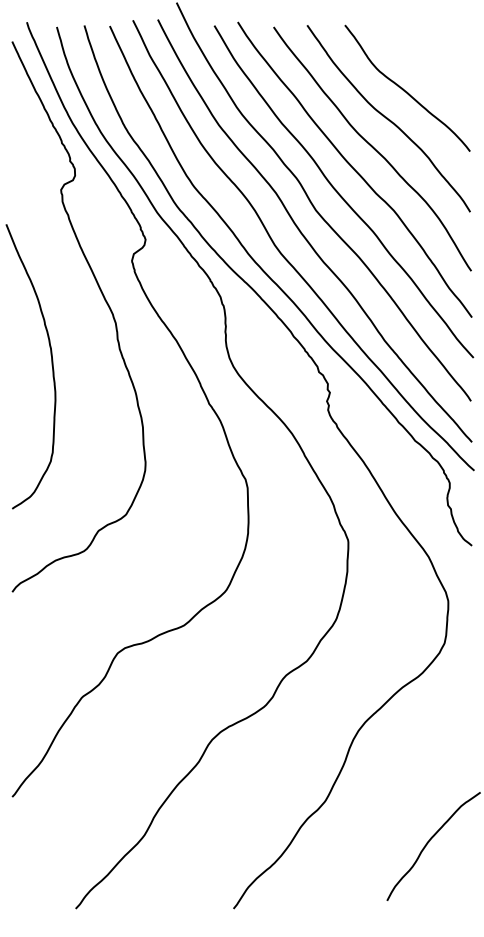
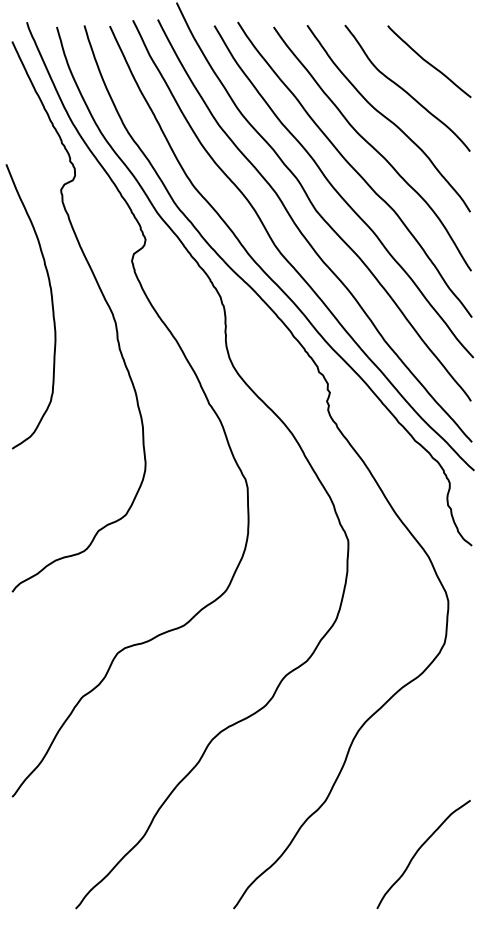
curve: none -> present (428, 61)
curve position: (51, 365) -> (51, 305) (51, 305)
curve position: (429, 842) -> (419, 850) (419, 850)
